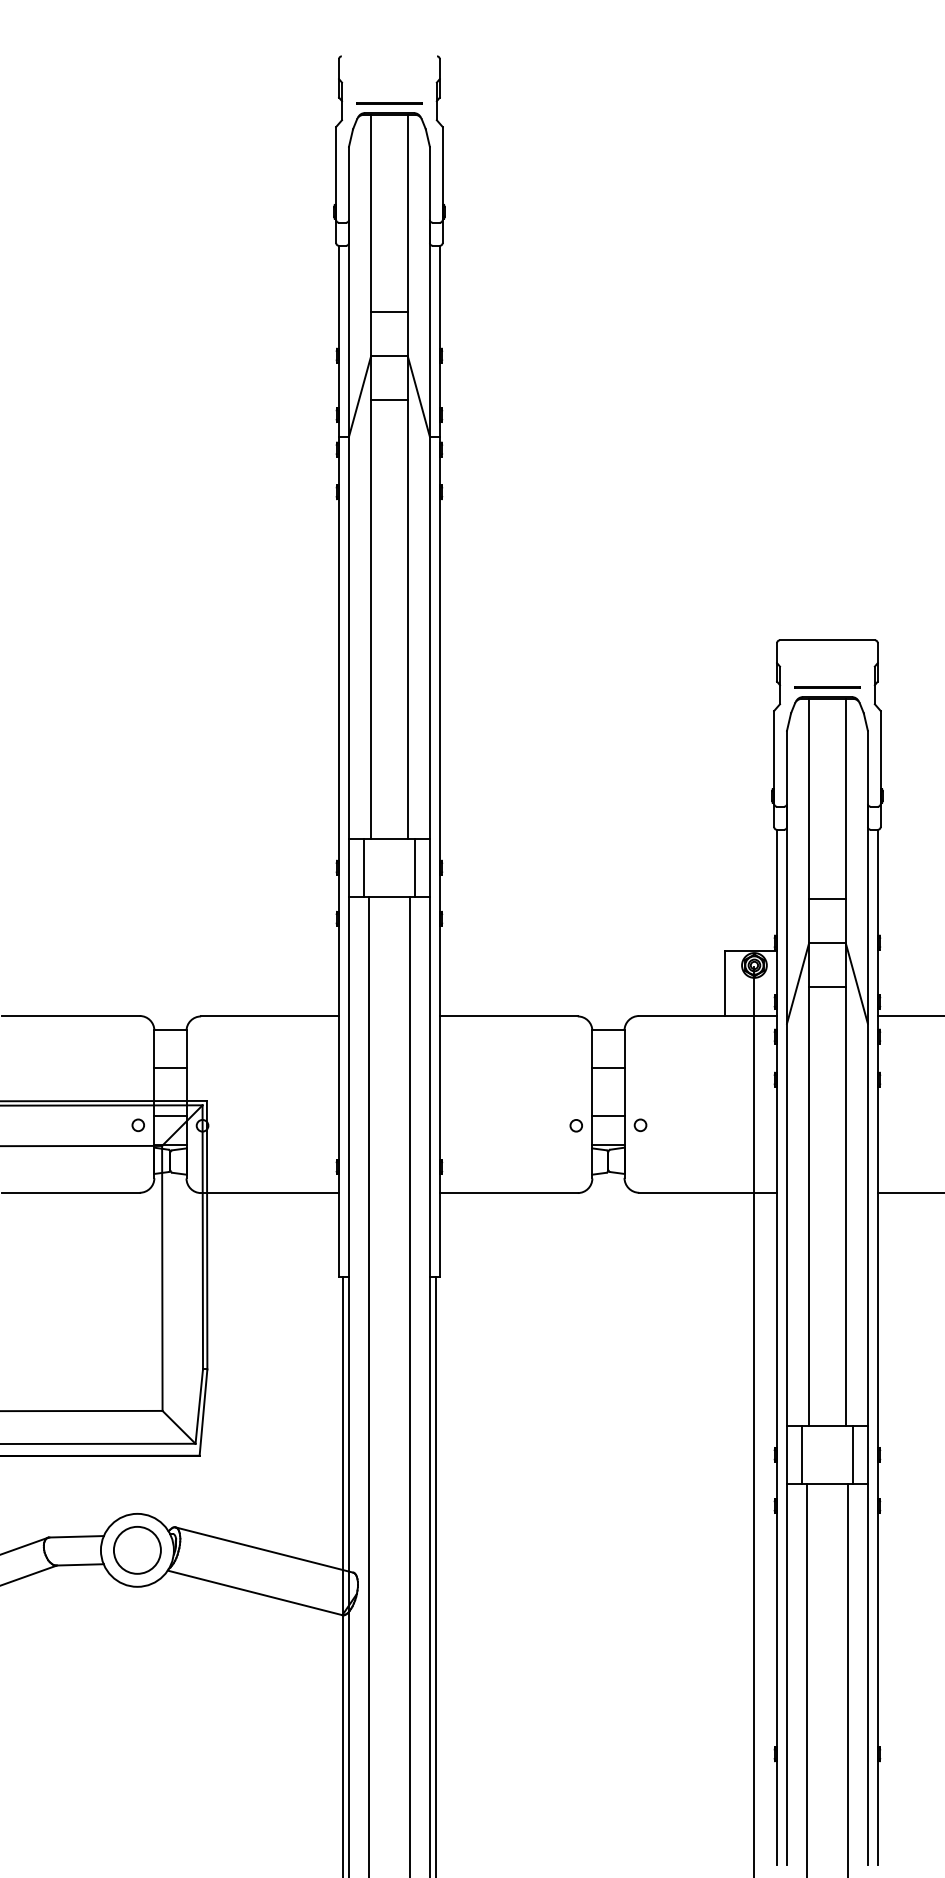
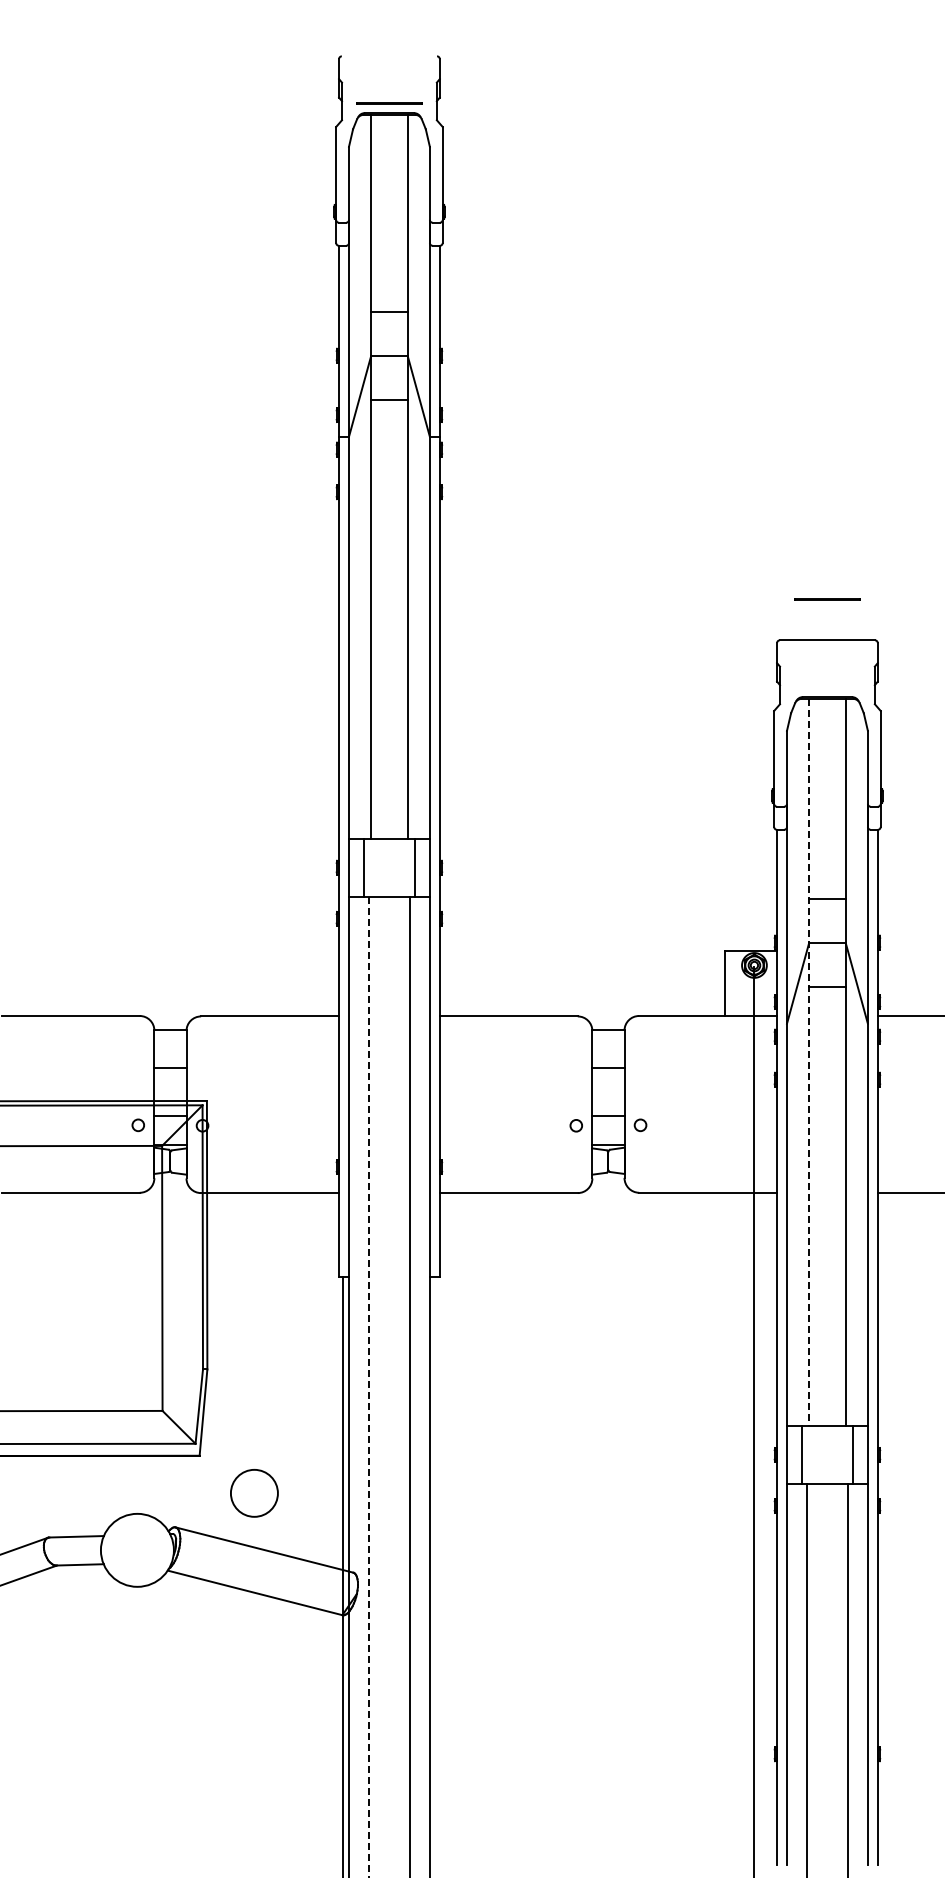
line position: (827, 687) -> (827, 599) (827, 599)
line: solid -> dashed (809, 1062)
line: solid -> dashed (369, 1387)
circle position: (137, 1550) -> (254, 1493) (254, 1493)
line: present -> none (436, 1575)
